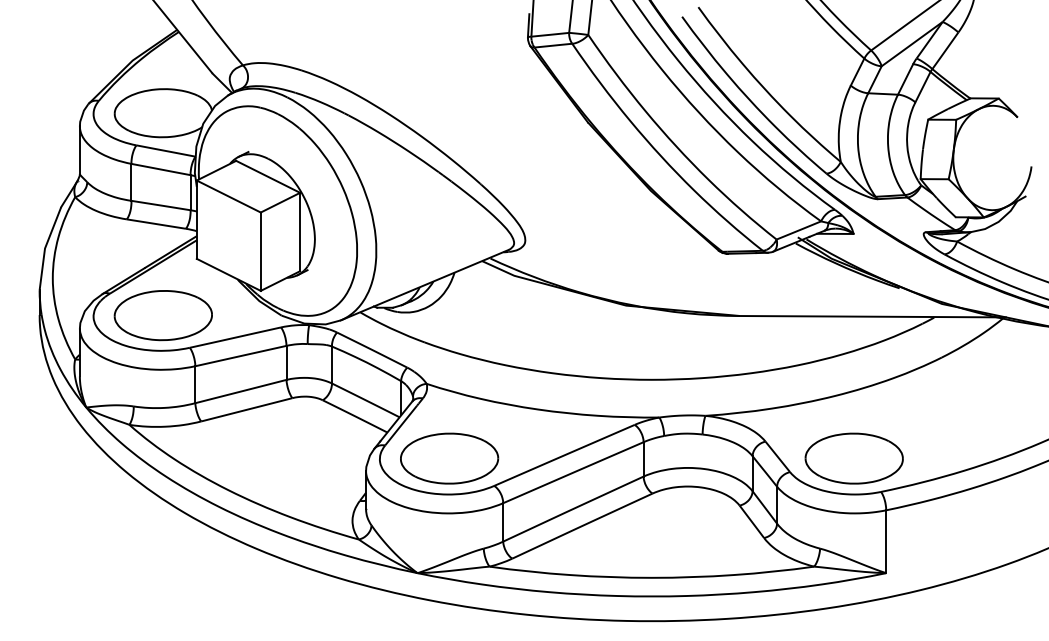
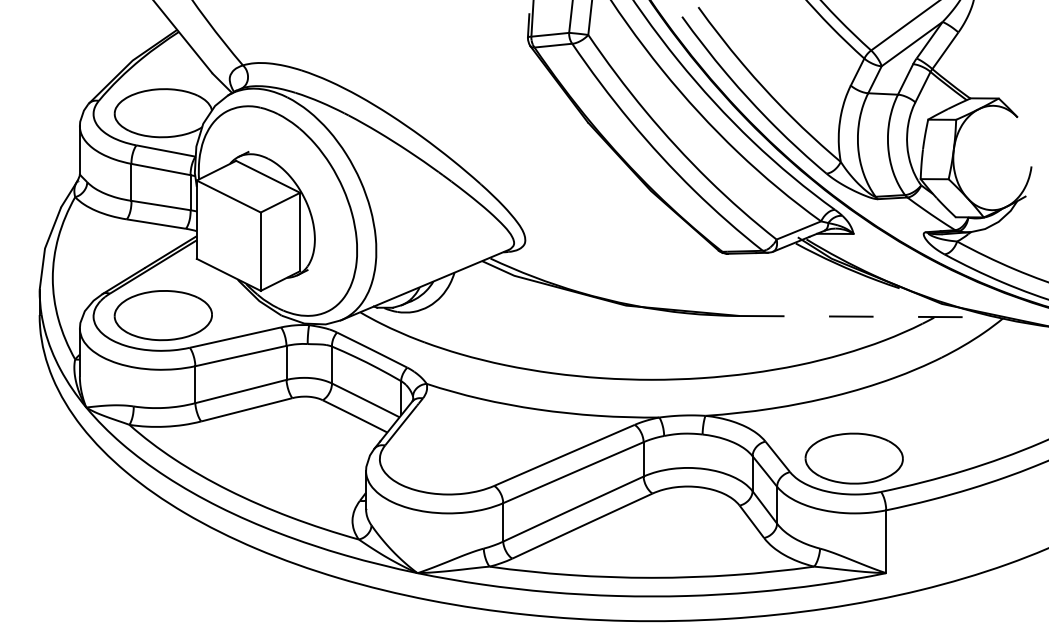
line: solid -> dashed (873, 316)
part: present -> none (449, 458)
